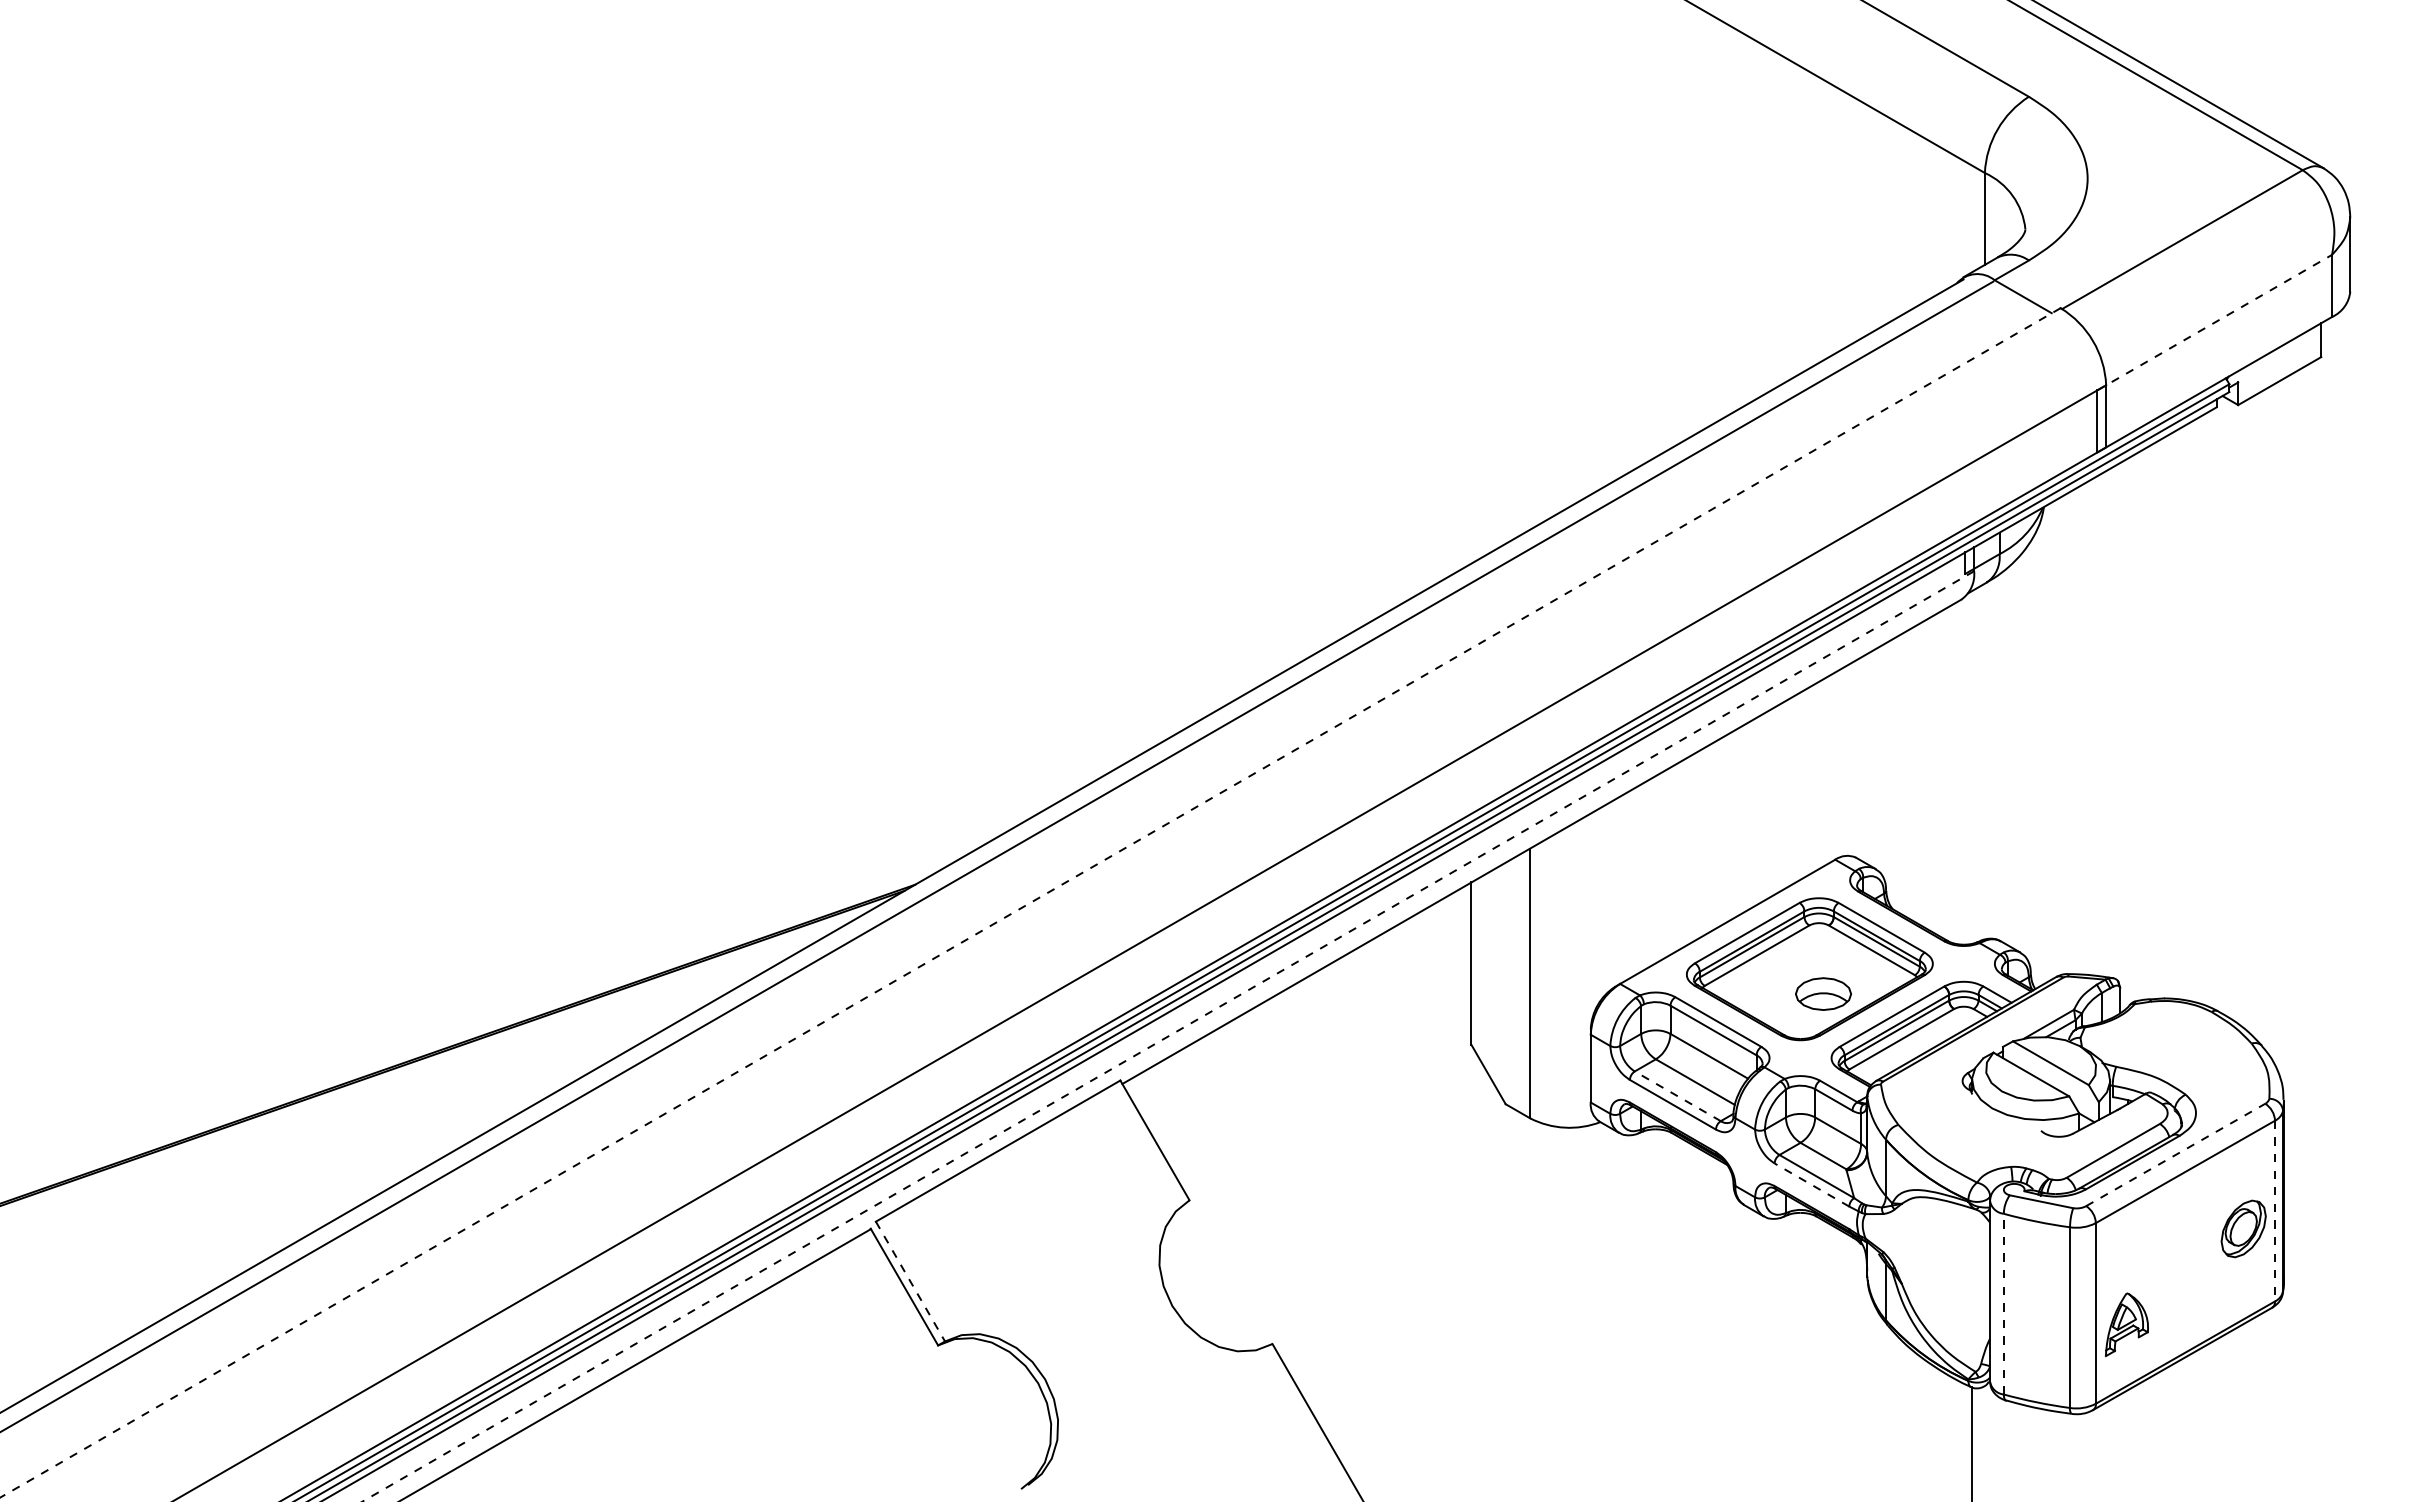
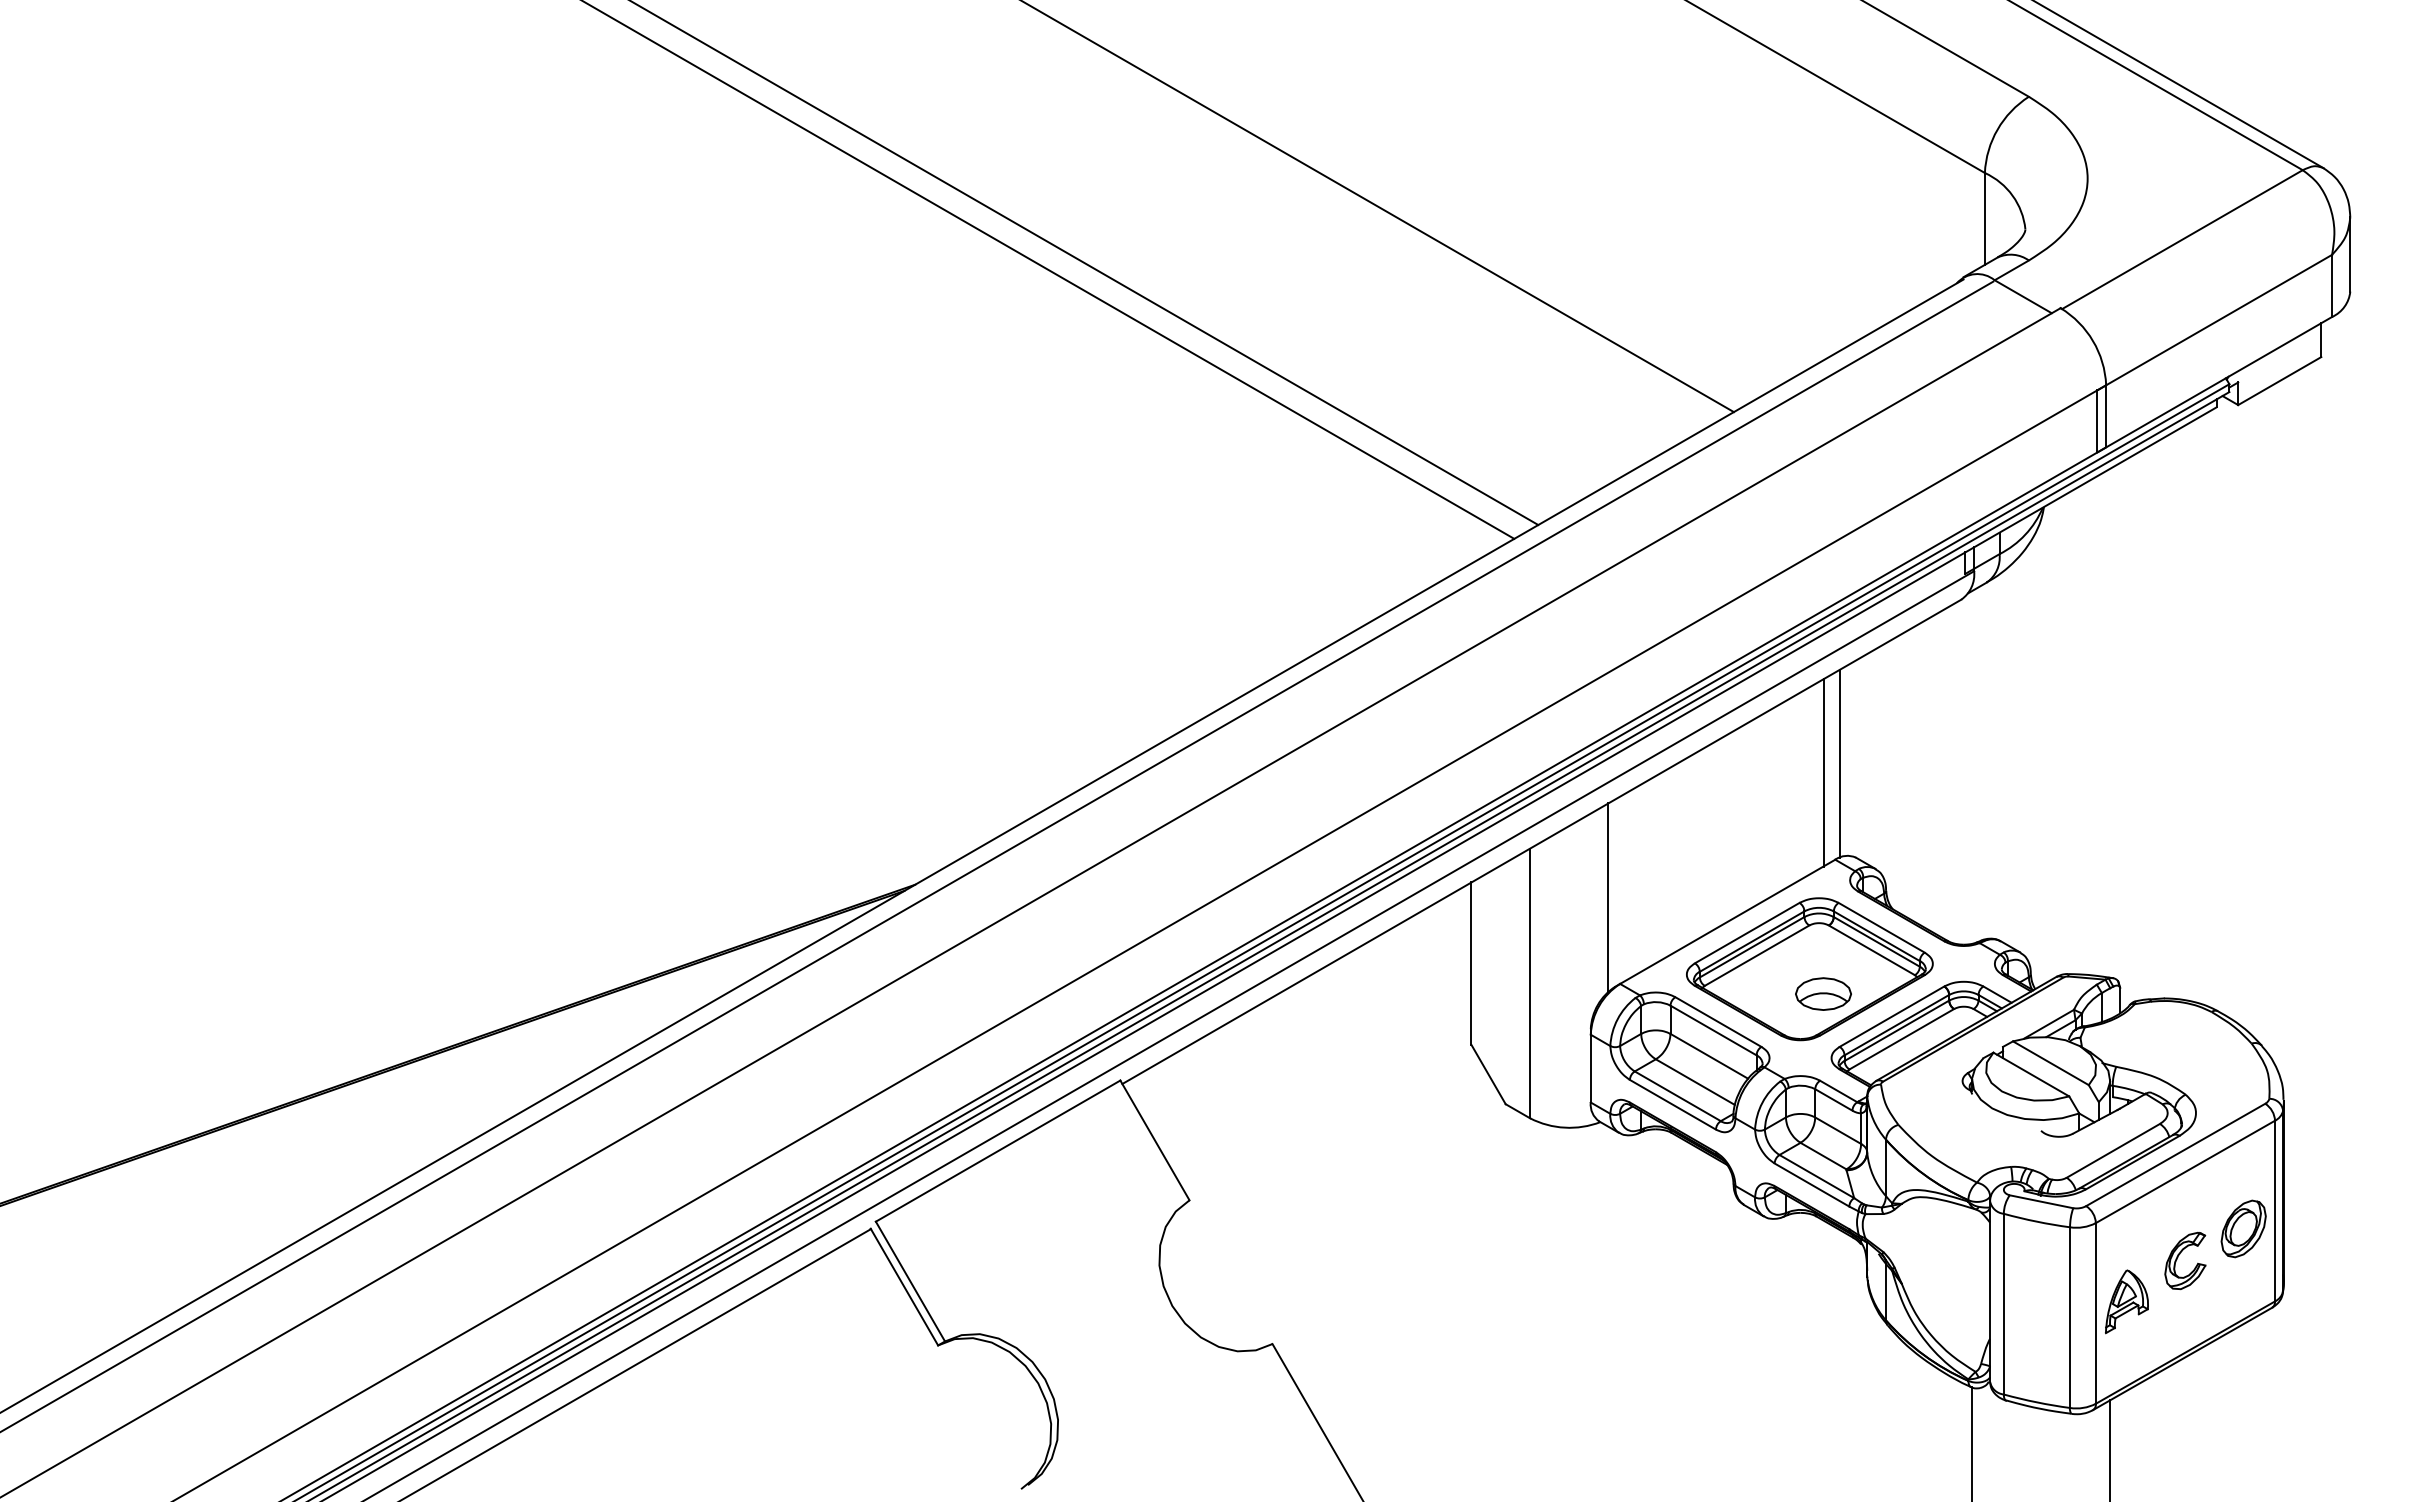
line: none -> present (1378, 207)
line: none -> present (1085, 263)
line: none -> present (1049, 270)
line: dashed -> solid (2214, 322)
line: none -> present (1839, 763)
line: none -> present (1823, 772)
line: none -> present (1608, 897)
line: dashed -> solid (1030, 903)
line: dashed -> solid (1167, 1036)
line: dashed -> solid (1677, 1096)
line: dashed -> solid (2176, 1154)
line: dashed -> solid (1811, 1184)
line: dashed -> solid (2275, 1211)
part: none -> present (2178, 1257)
line: dashed -> solid (910, 1282)
line: dashed -> solid (2003, 1303)
part position: (2126, 1324) -> (2126, 1301) (2126, 1301)
line: none -> present (2110, 1449)
